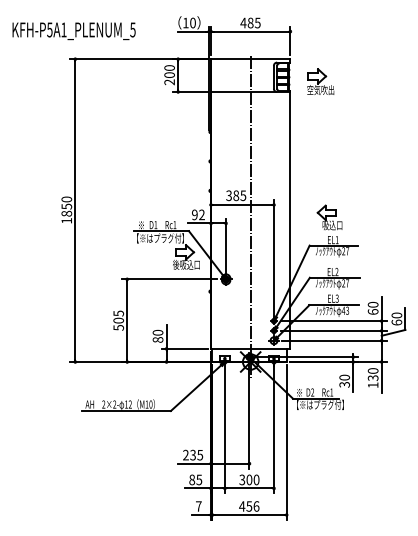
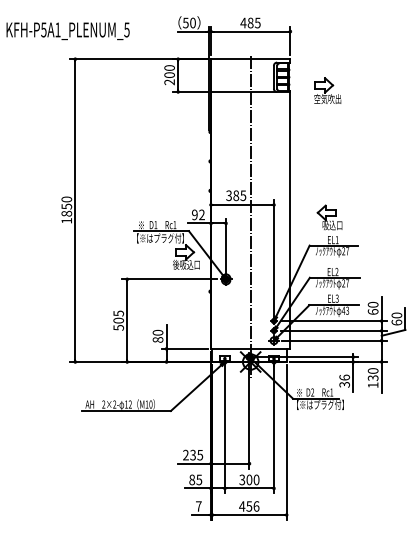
text: 10 -> 50 (185, 22)
text position: (73, 31) -> (67, 31) (67, 31)
part position: (320, 81) -> (327, 90) (327, 90)
text: 30 -> 36 (344, 377)
